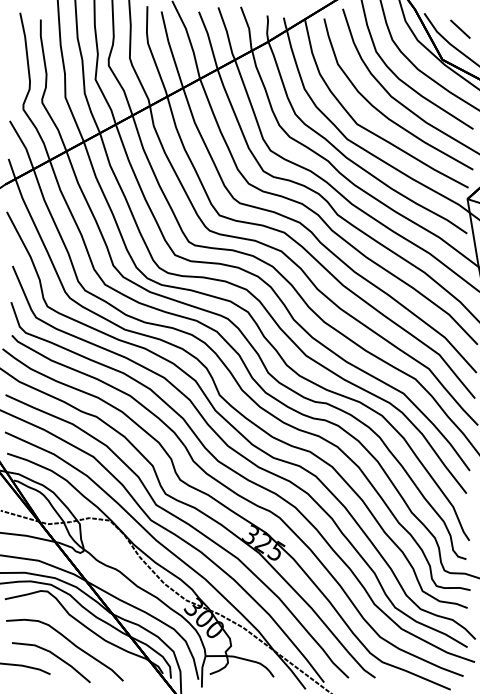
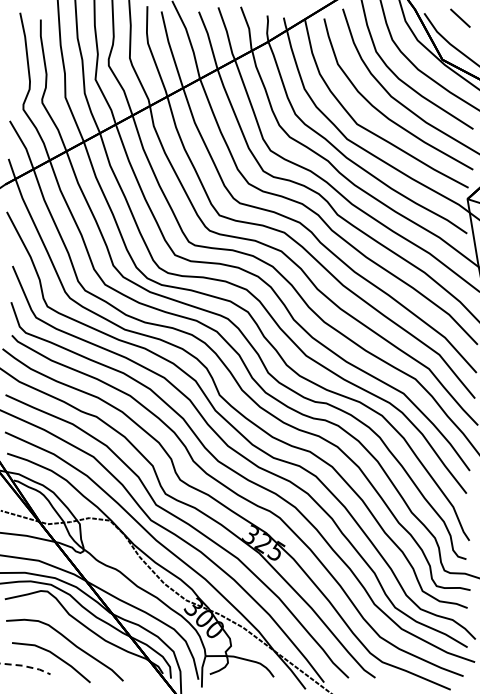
line position: (460, 28) -> (460, 17) (460, 17)
line: solid -> dashed (26, 666)
